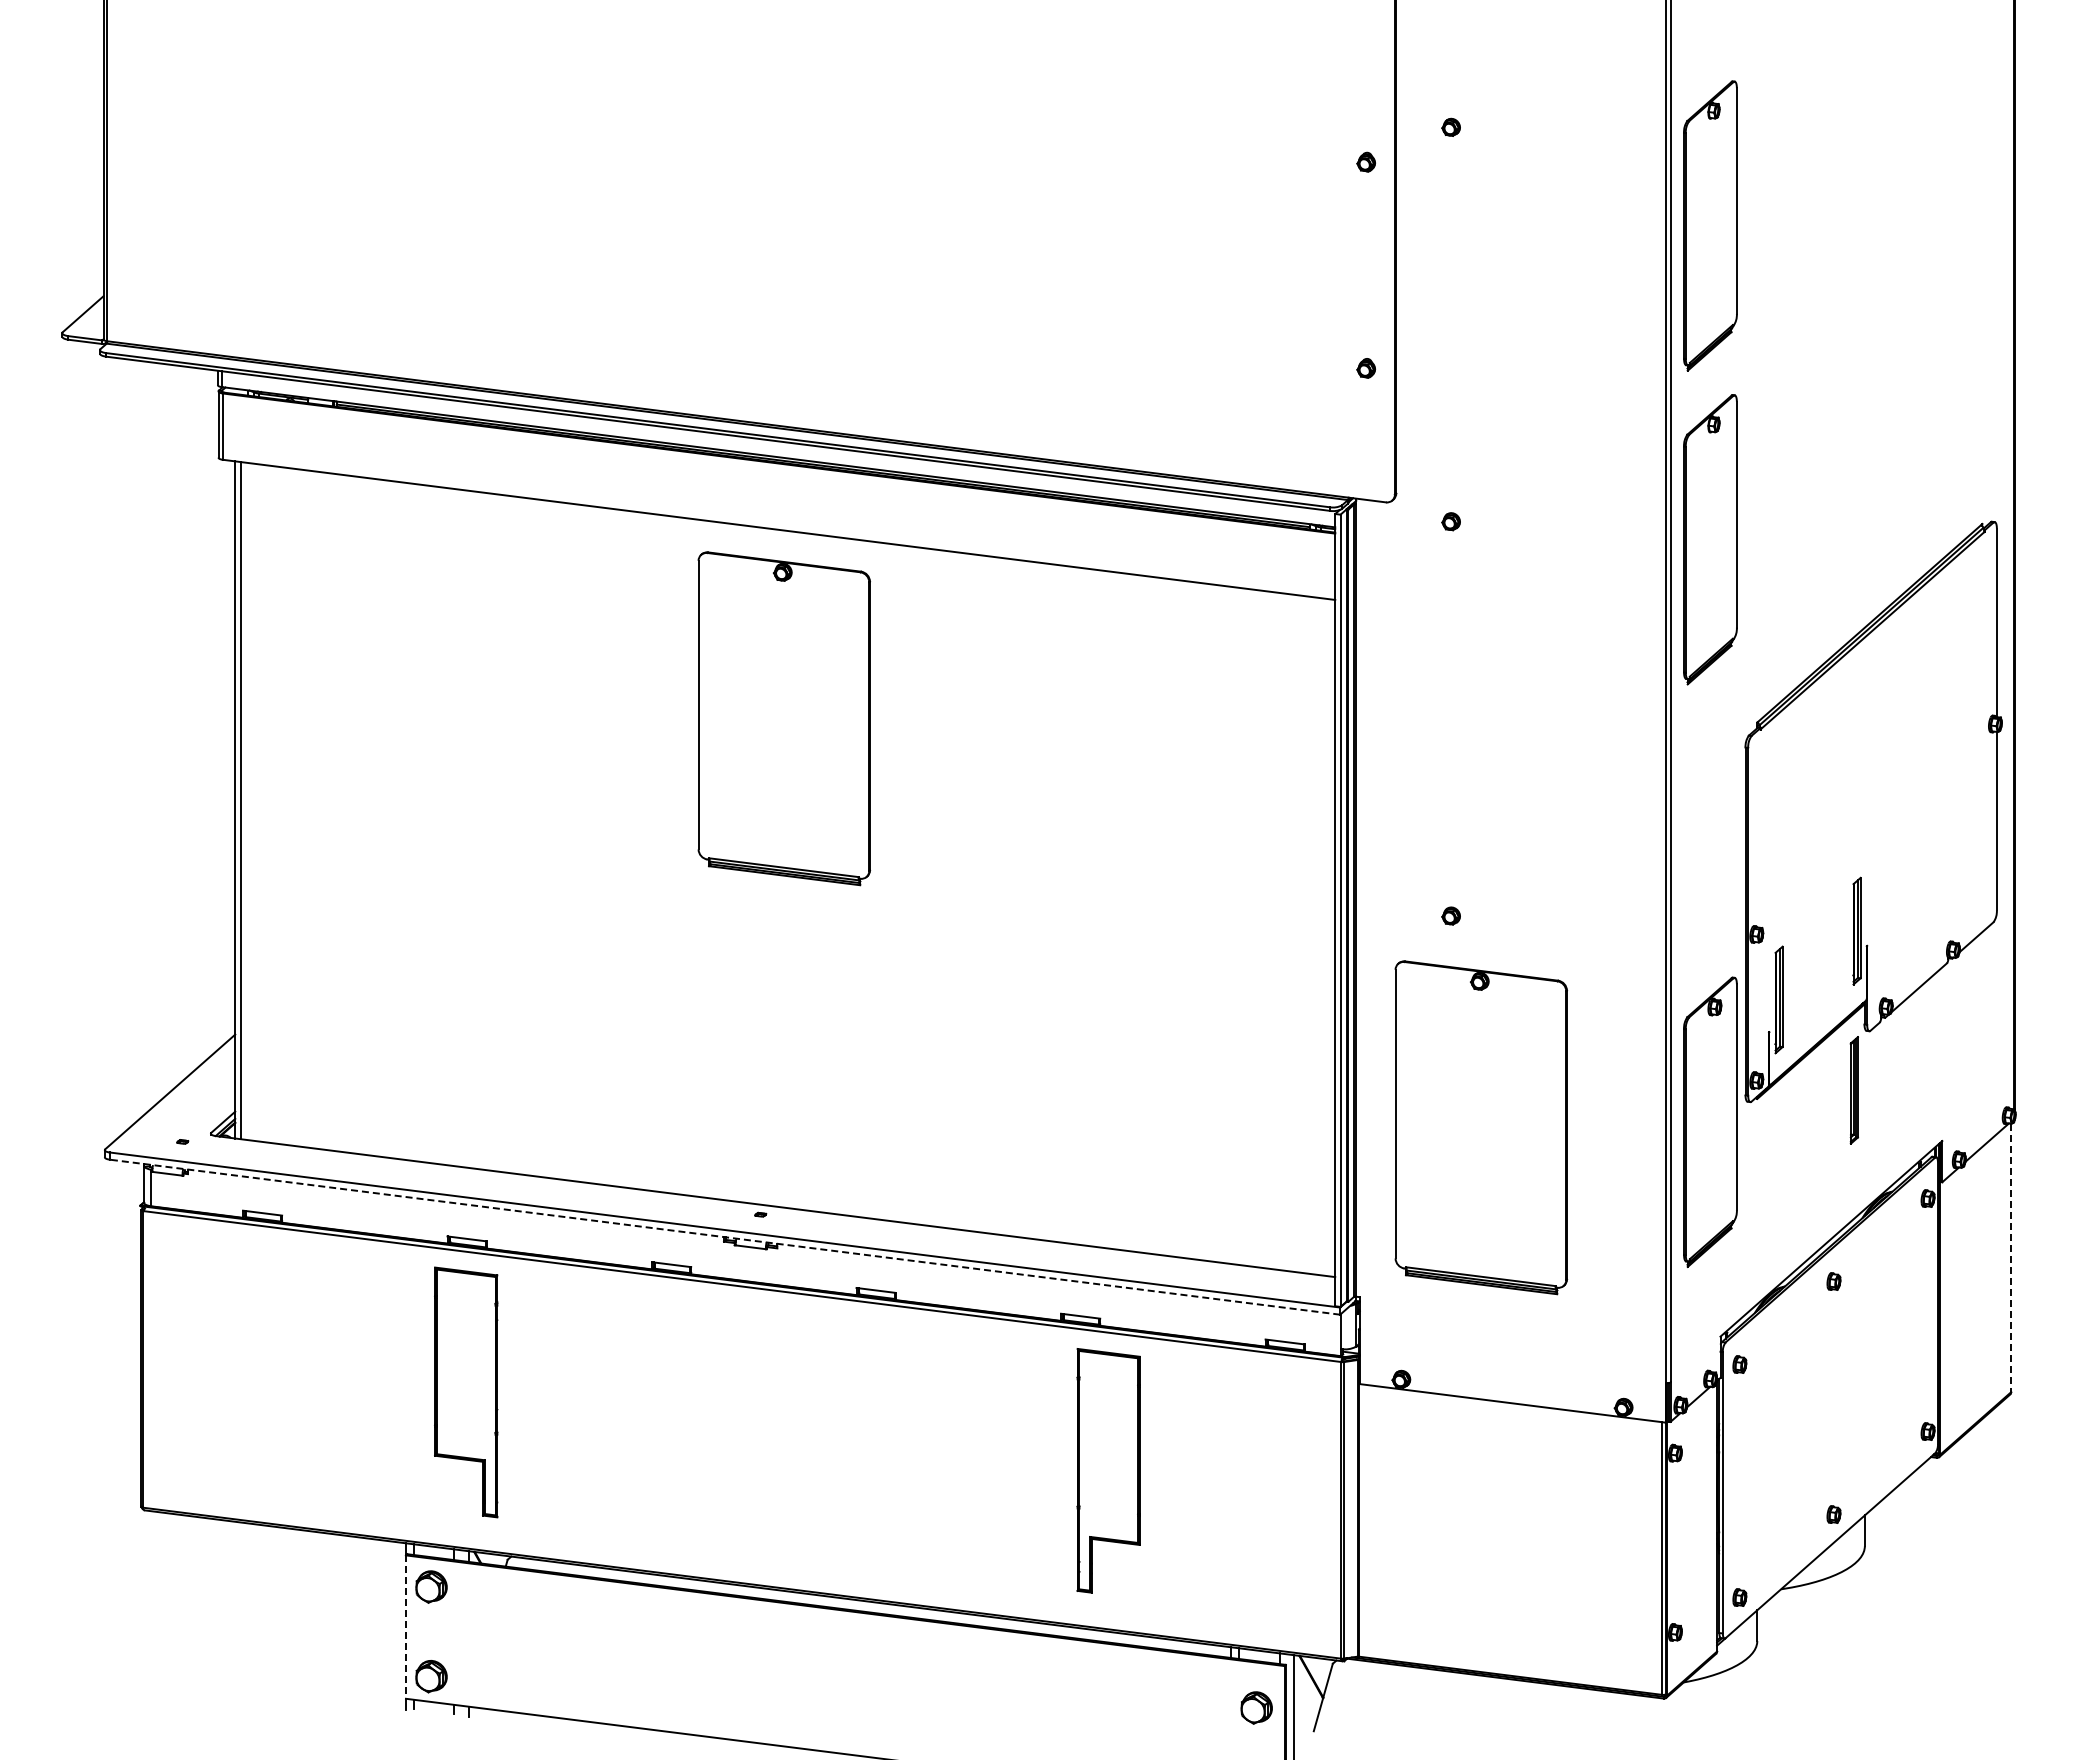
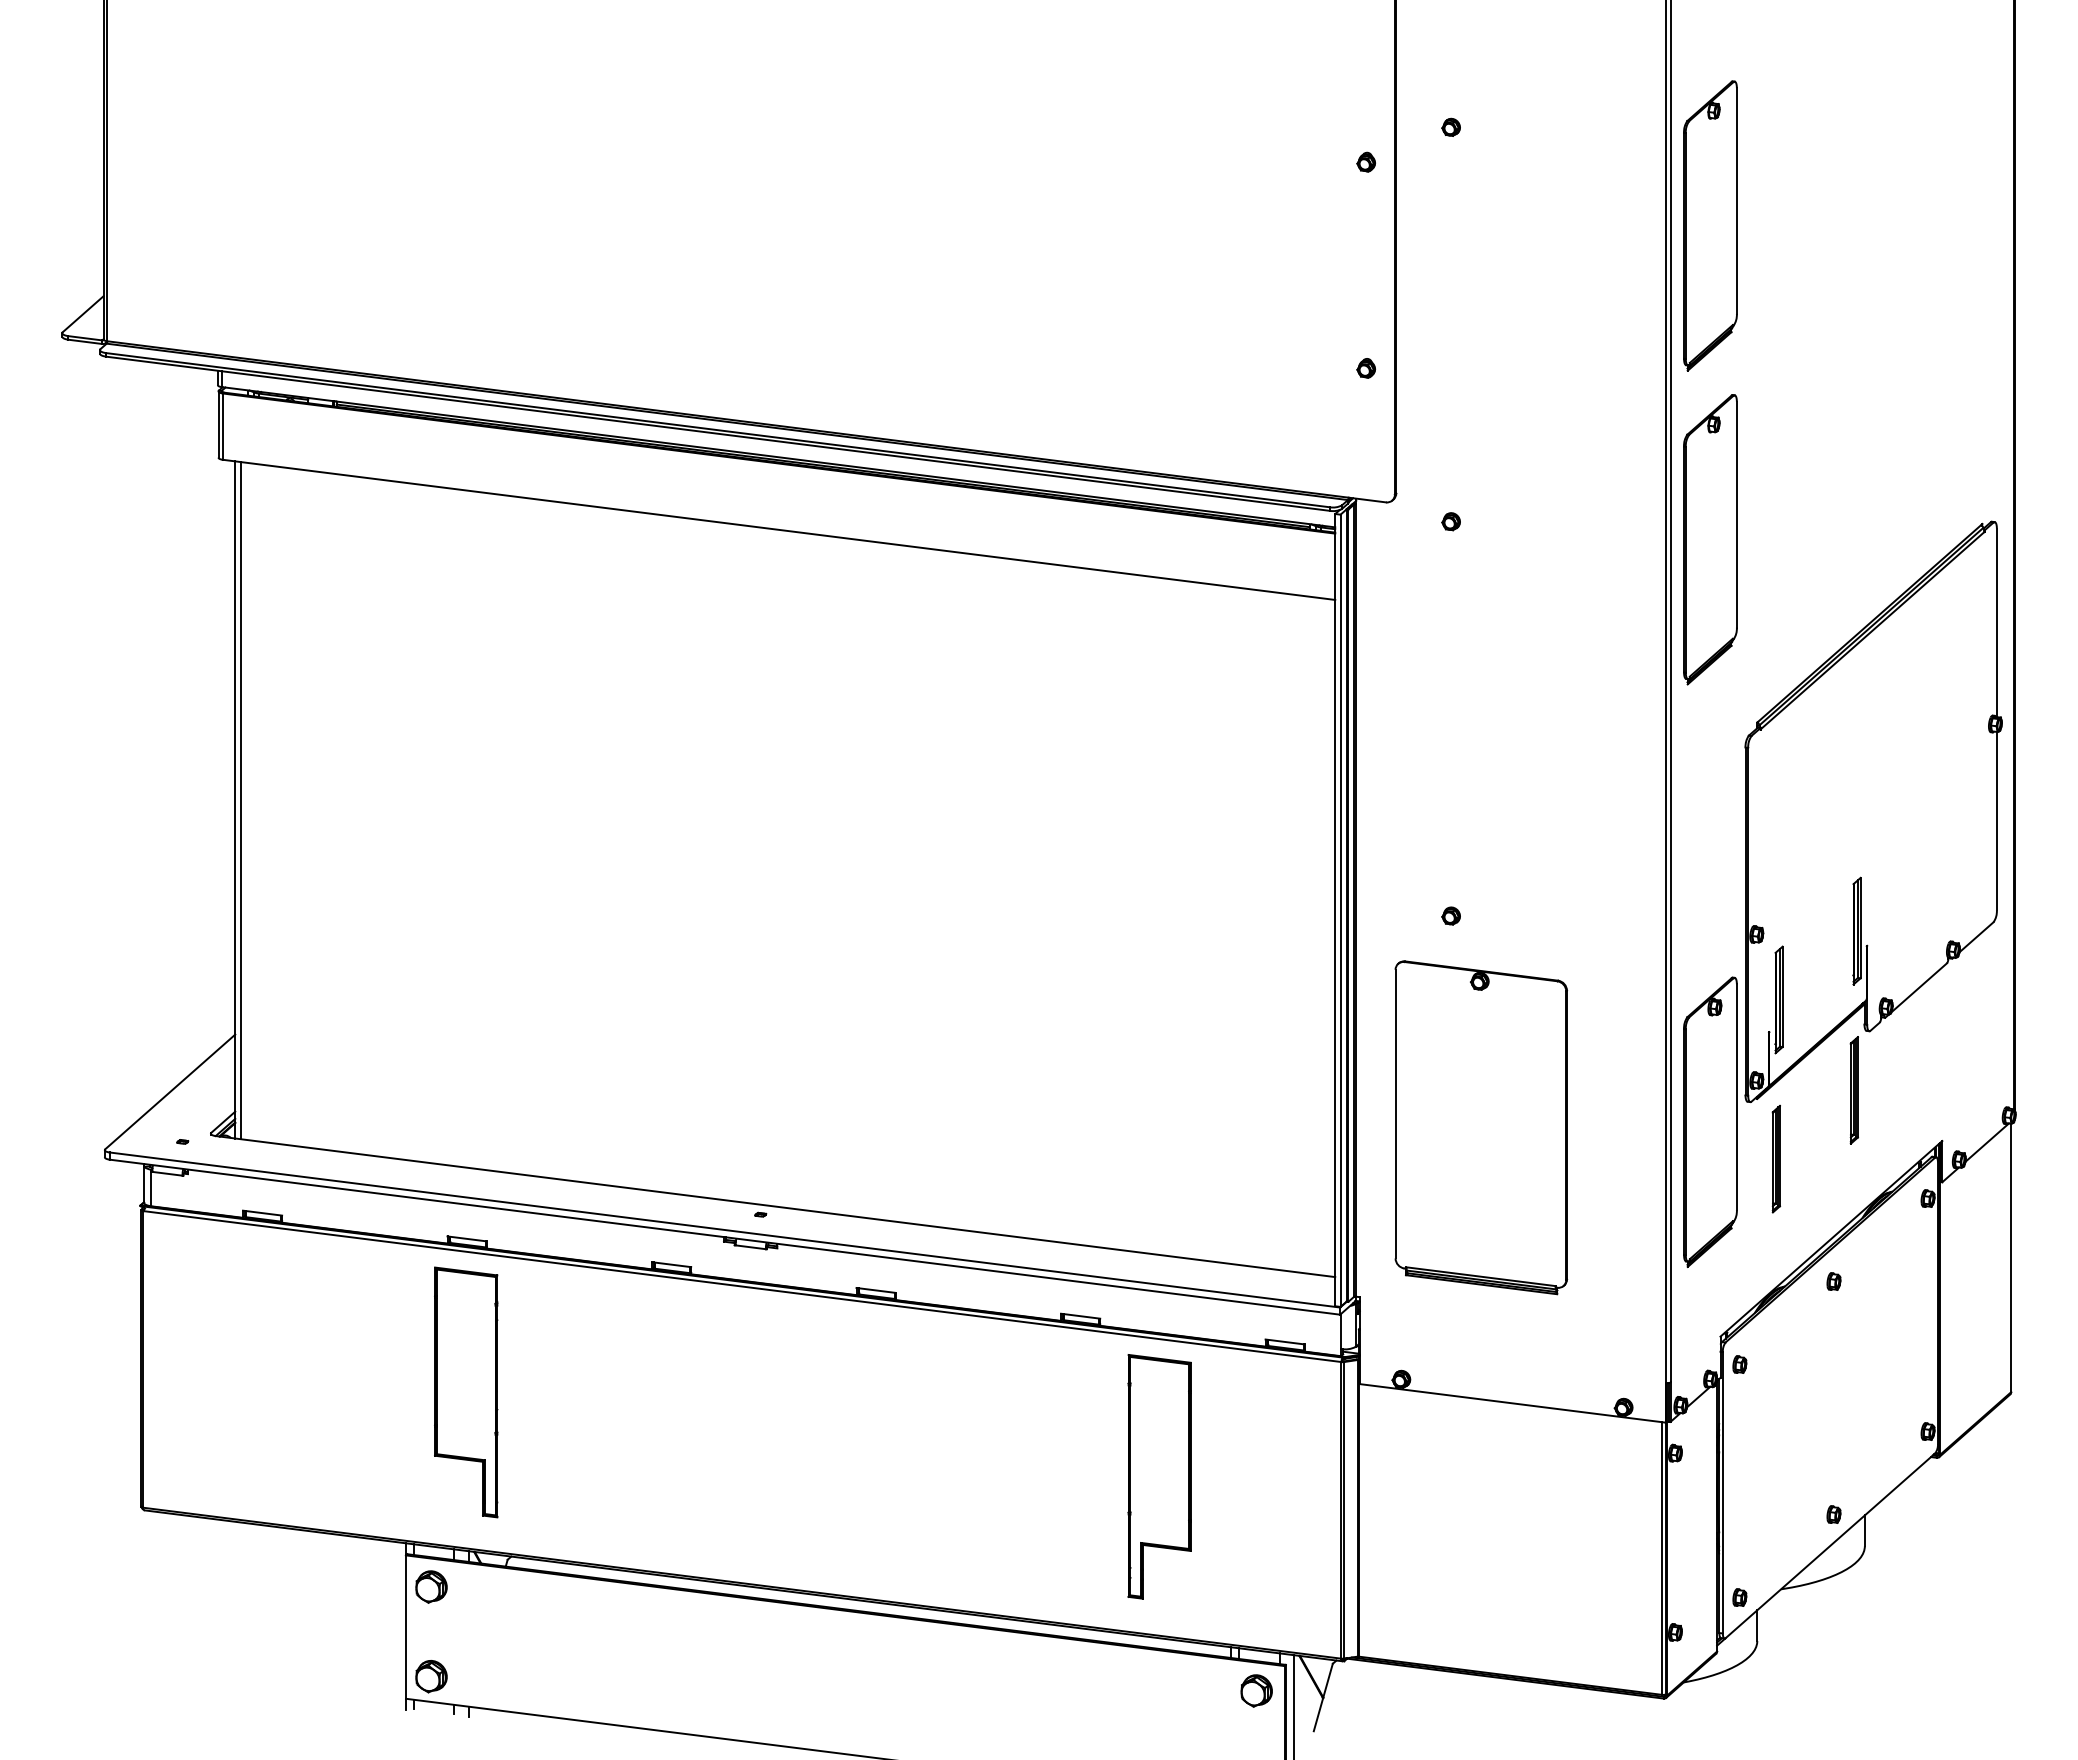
part: present -> none (784, 718)
part: none -> present (1776, 1158)
line: dashed -> solid (724, 1237)
line: dashed -> solid (2011, 1258)
part position: (1108, 1470) -> (1159, 1476) (1159, 1476)
line: dashed -> solid (405, 1627)
part position: (1256, 1707) -> (1256, 1690) (1256, 1690)
